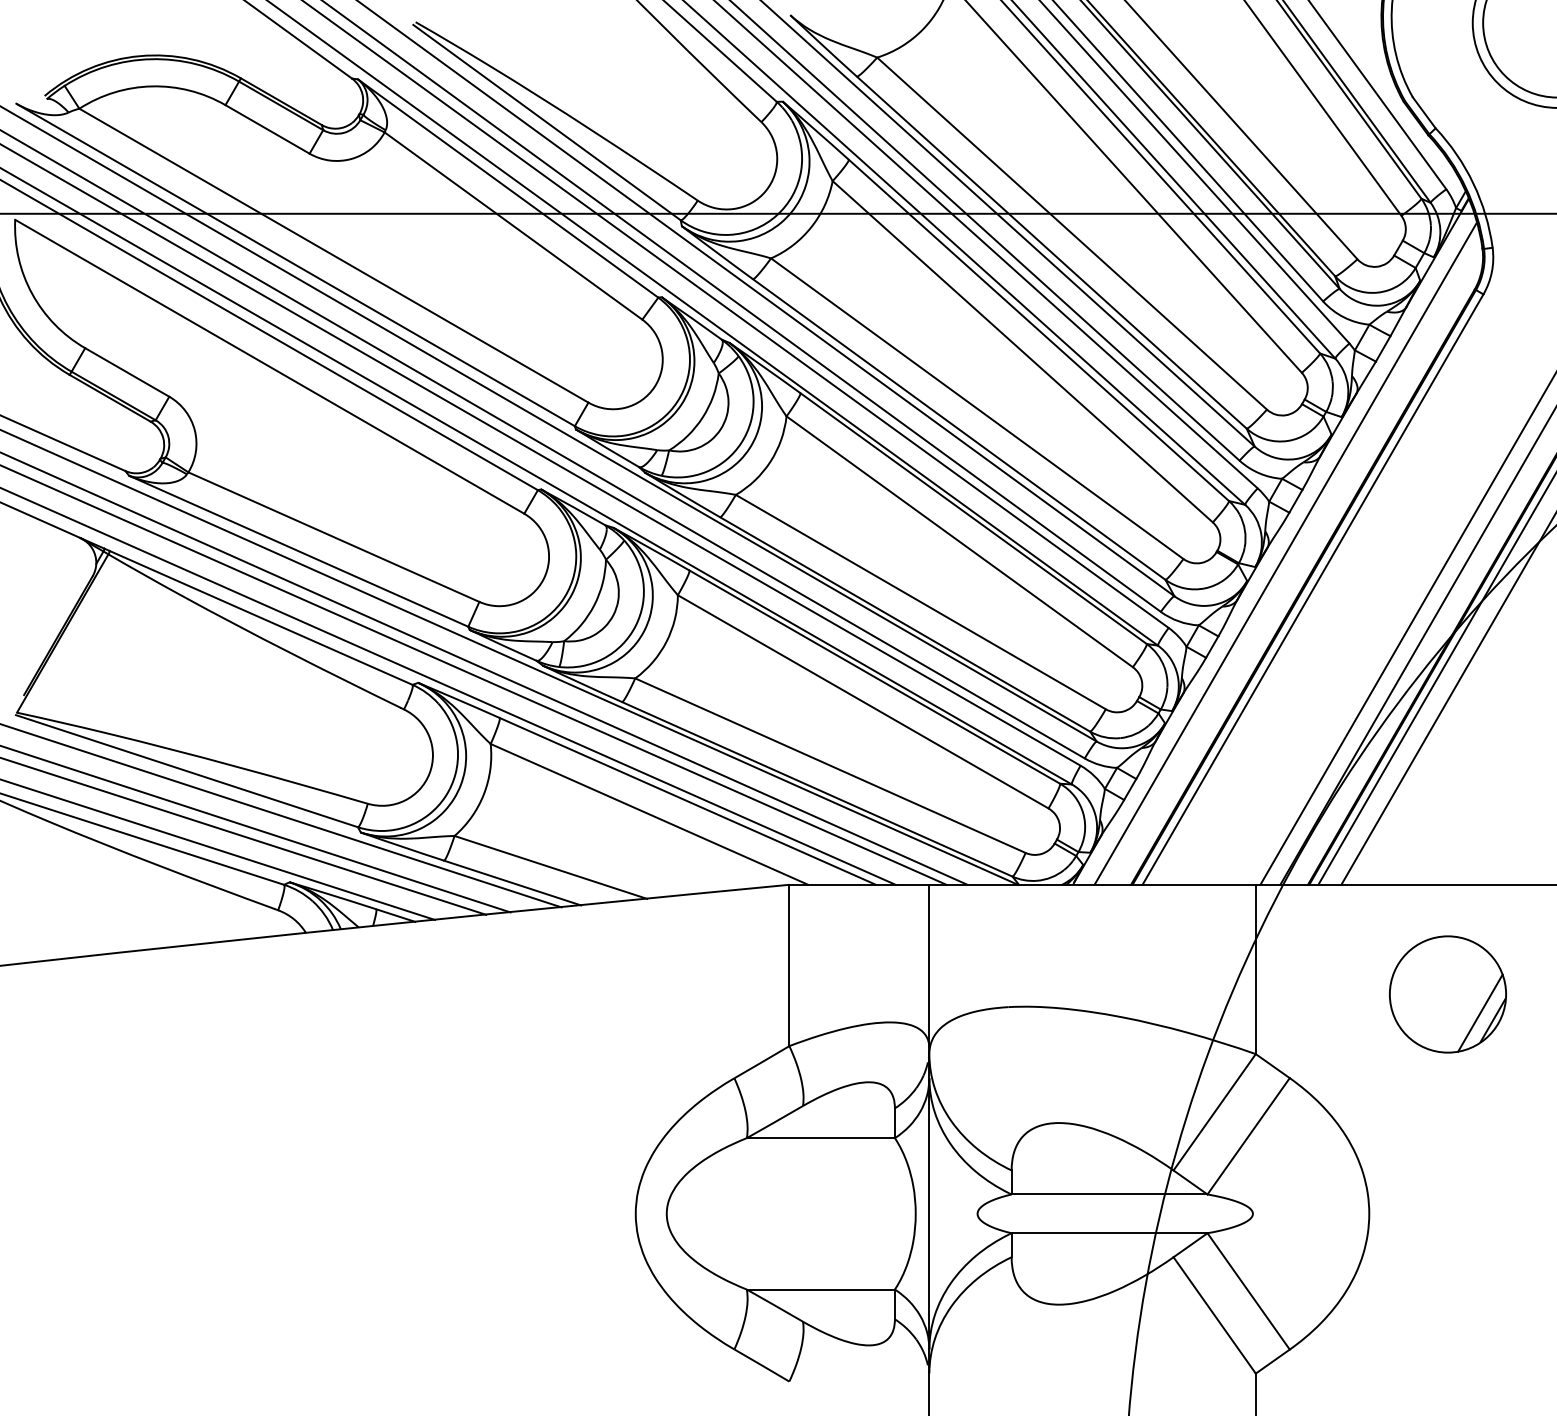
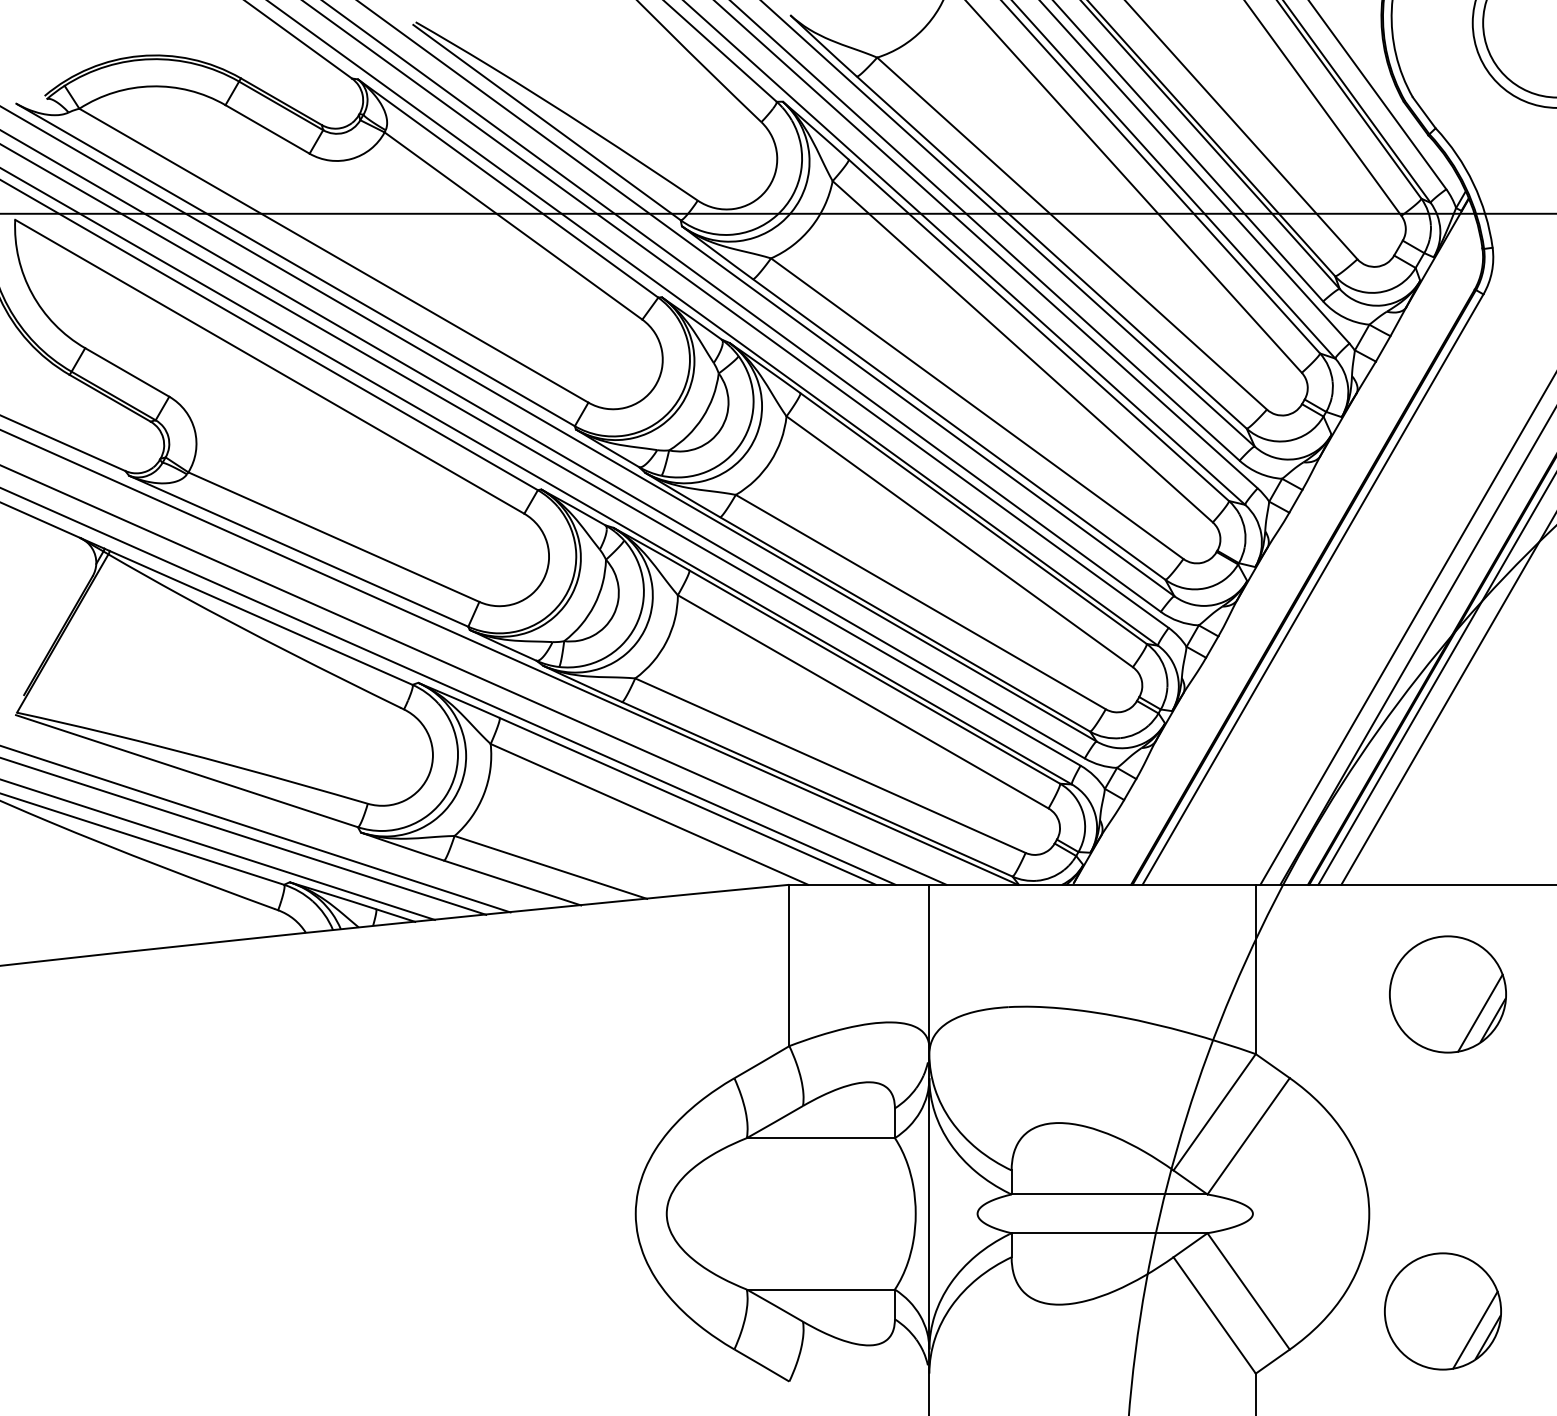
line: present -> none (1285, 553)
line: present -> none (484, 668)
line: present -> none (281, 815)
part: none -> present (1442, 1311)
